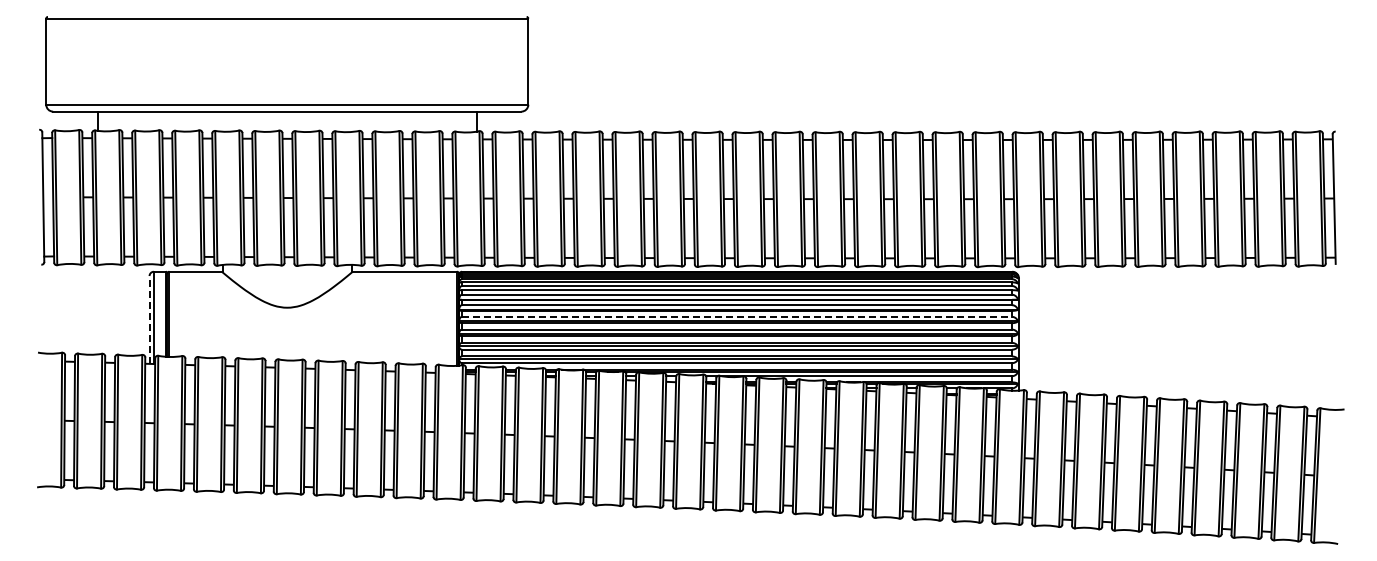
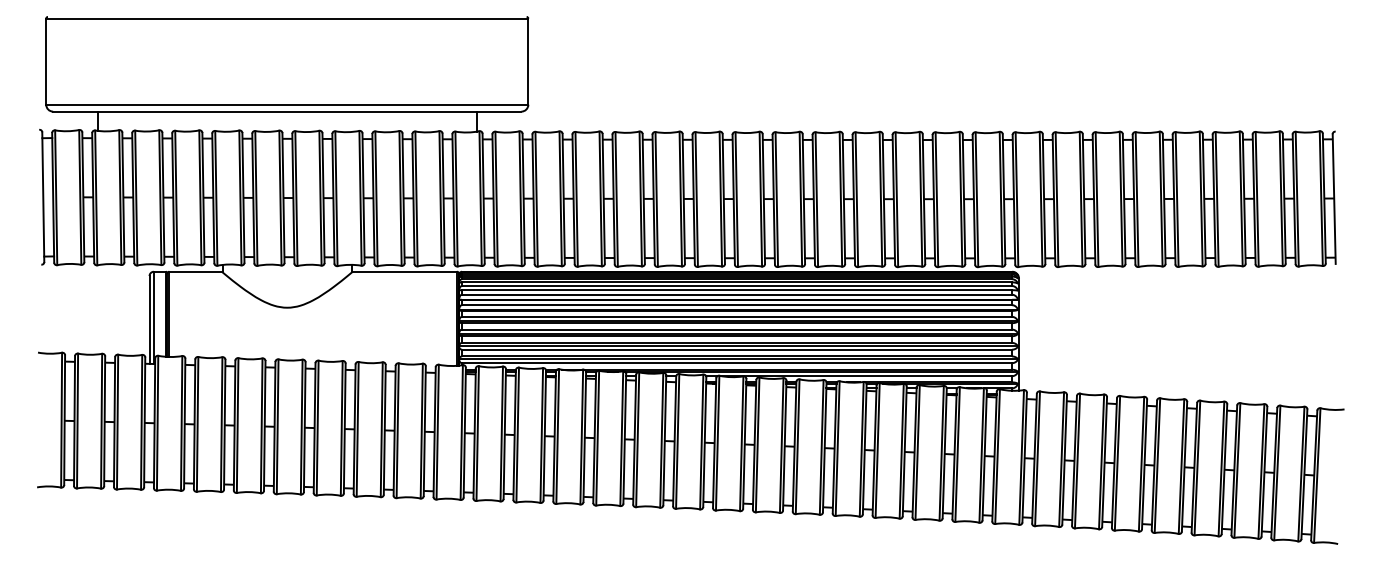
line: dashed -> solid (737, 316)
line: dashed -> solid (149, 319)
